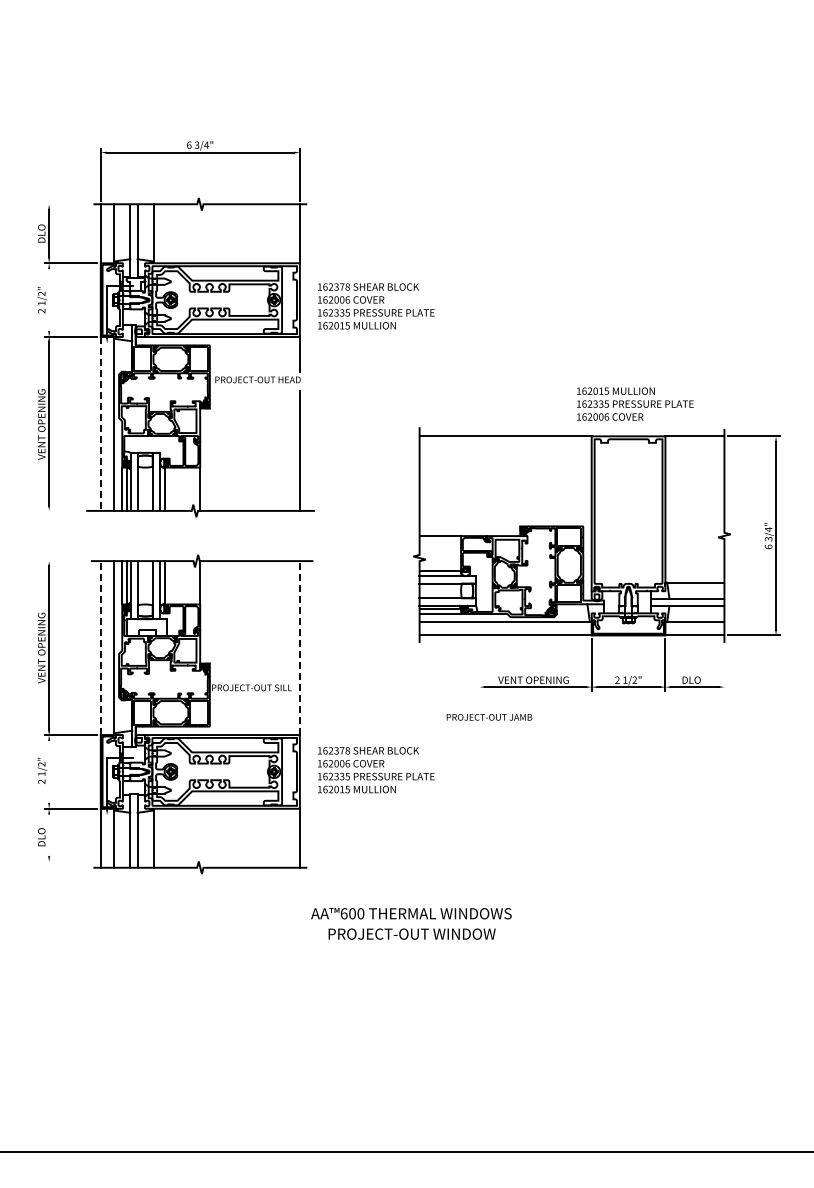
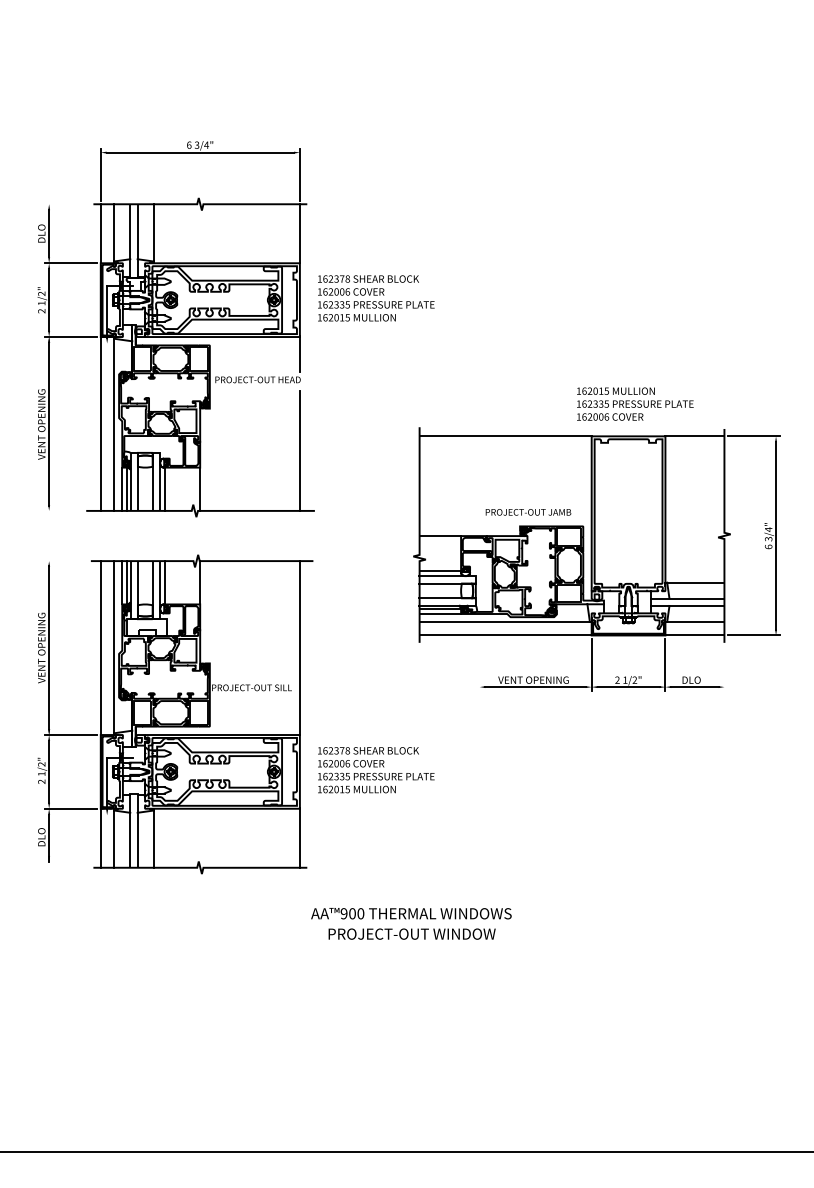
line: none -> present (49, 300)
text position: (376, 306) -> (376, 298) (376, 298)
line: dashed -> solid (100, 423)
line: dashed -> solid (100, 648)
line: dashed -> solid (299, 648)
text position: (489, 717) -> (528, 512) (528, 512)
line: none -> present (49, 771)
line: none -> present (49, 837)
text: 600 -> 900 (343, 913)
